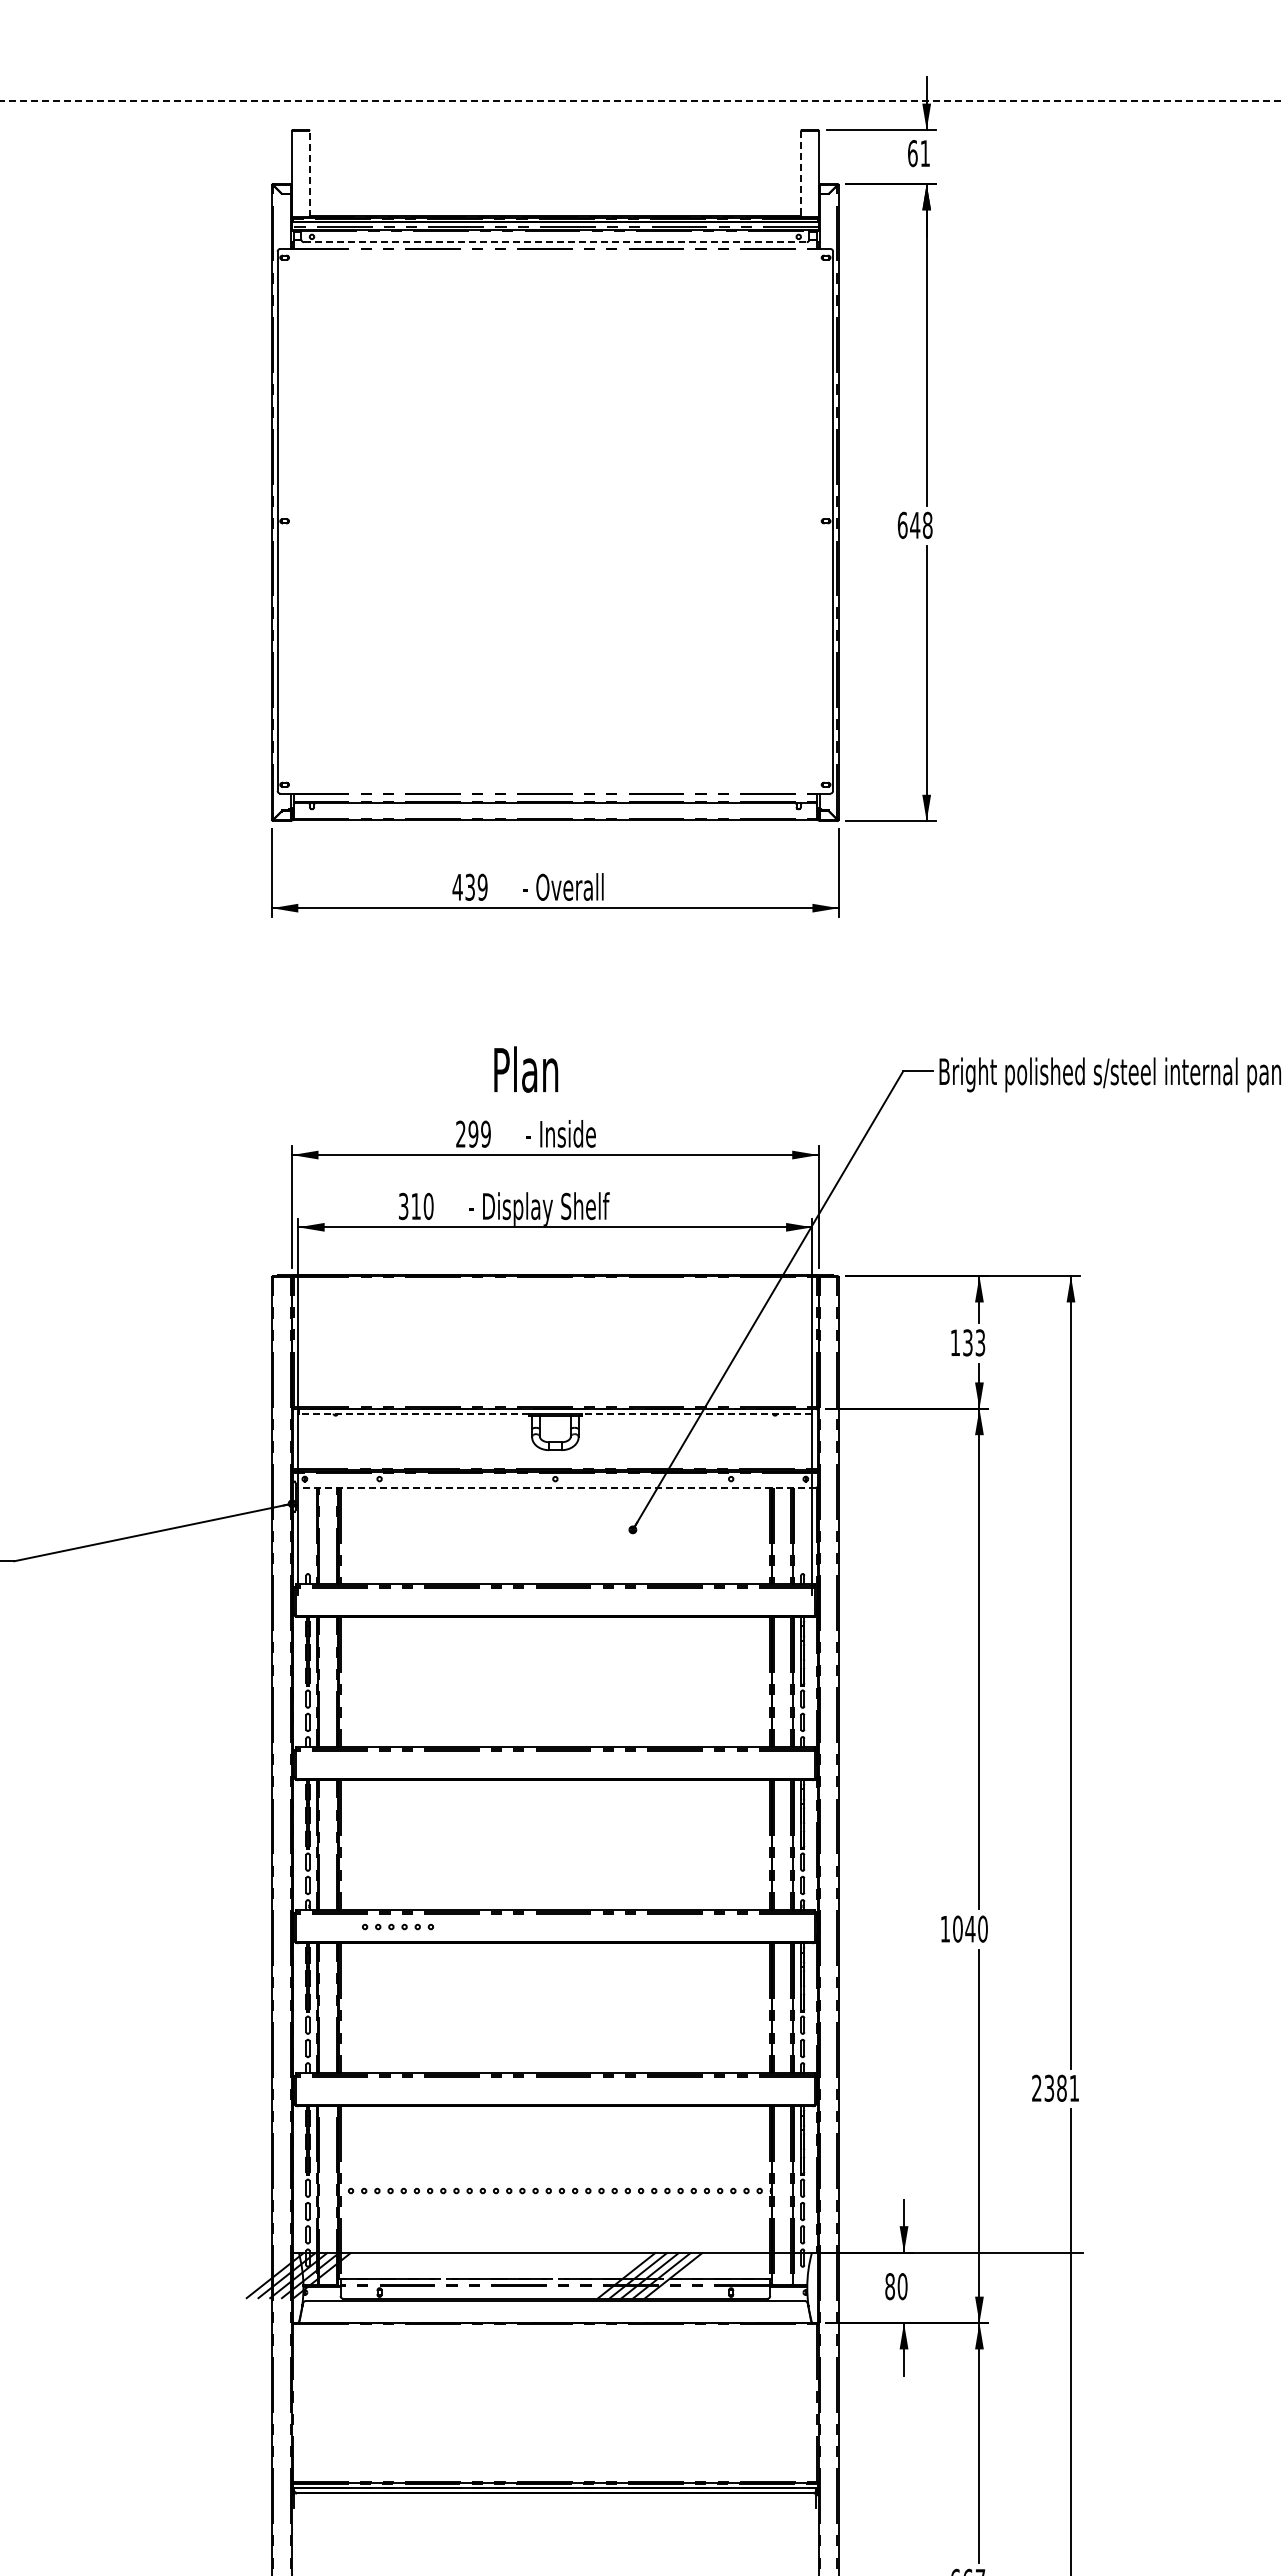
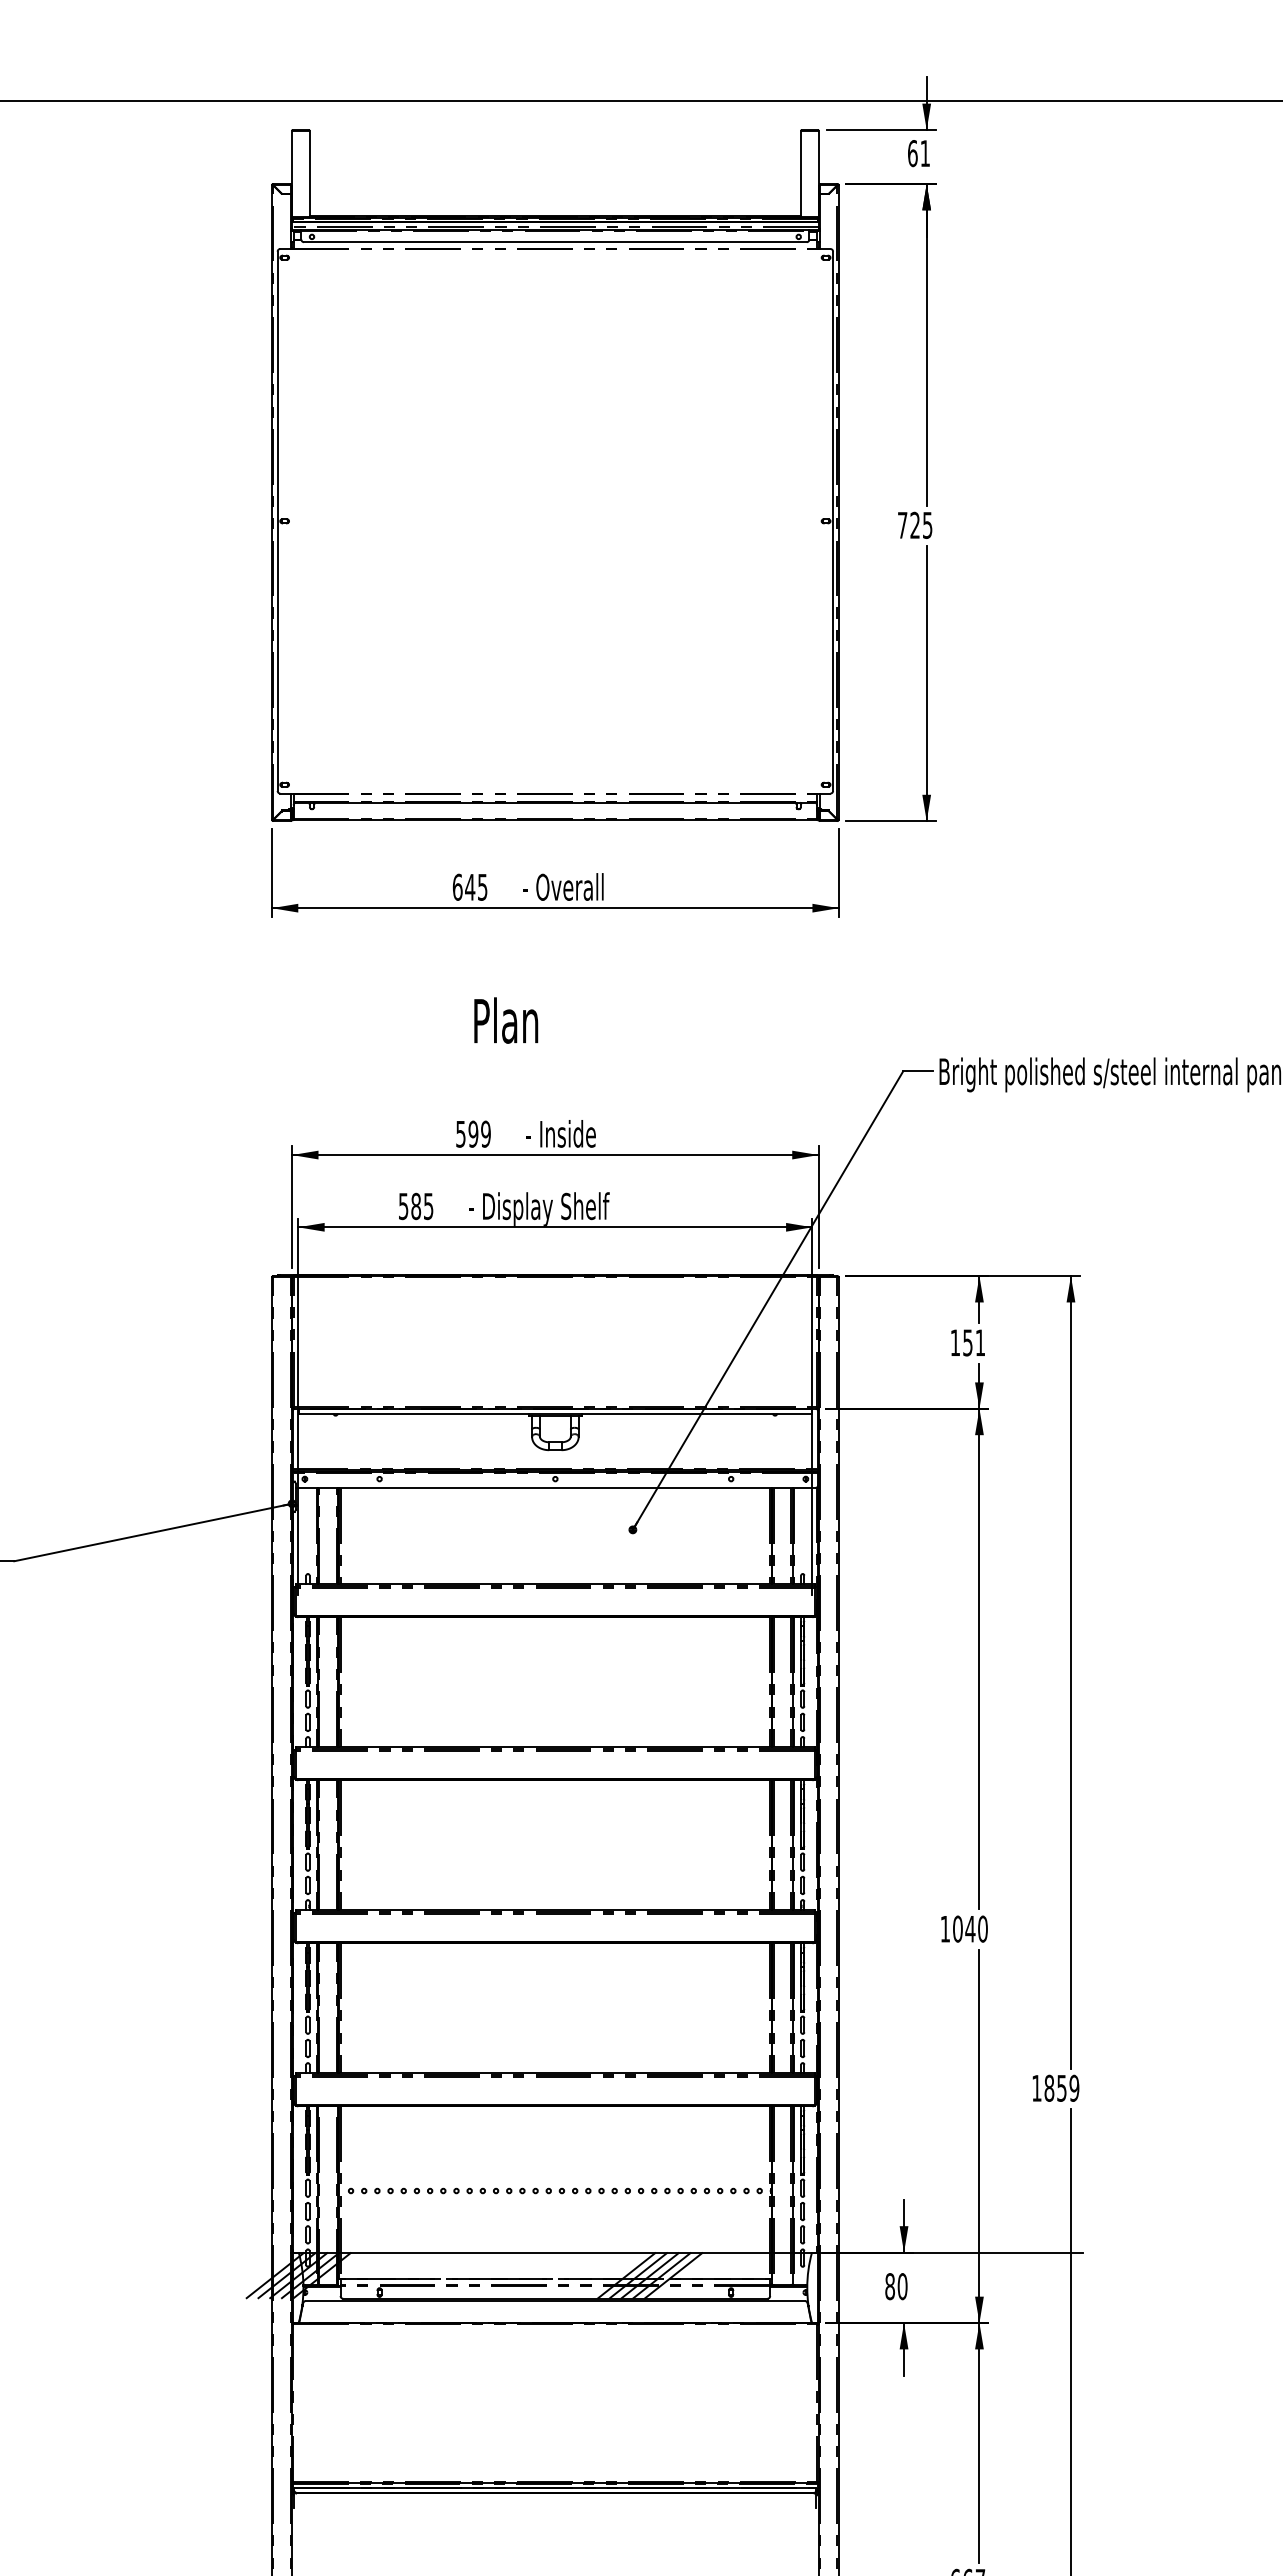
line: dashed -> solid (641, 100)
line: dashed -> solid (309, 173)
line: dashed -> solid (801, 174)
line: dashed -> solid (555, 242)
text: 648 -> 725 (914, 524)
text: 439 -> 645 (469, 886)
text position: (526, 1069) -> (506, 1020) (506, 1020)
text: 299 -> 599 (460, 1133)
text: 310 -> 585 (416, 1206)
text: 133 -> 151 (974, 1342)
line: dashed -> solid (413, 1413)
line: dashed -> solid (696, 1413)
line: dashed -> solid (555, 1487)
part: present -> none (397, 1926)
text: 2381 -> 1859 (1055, 2087)
